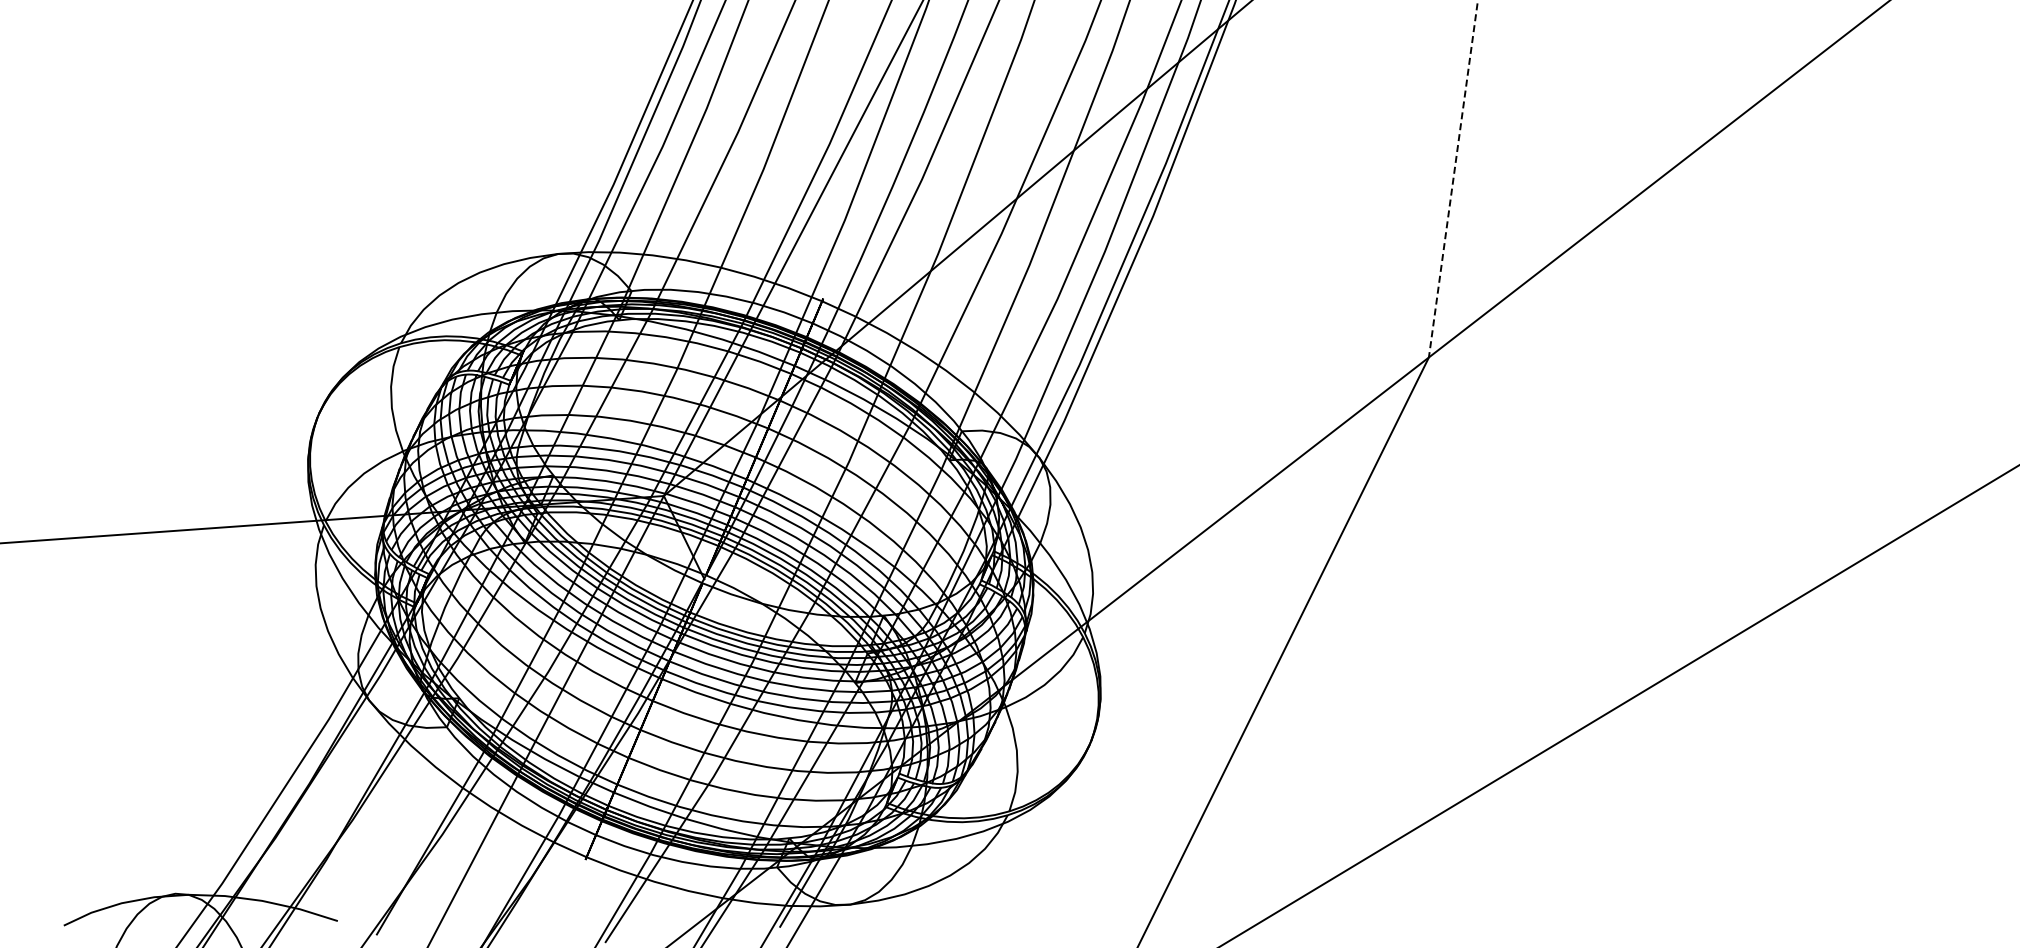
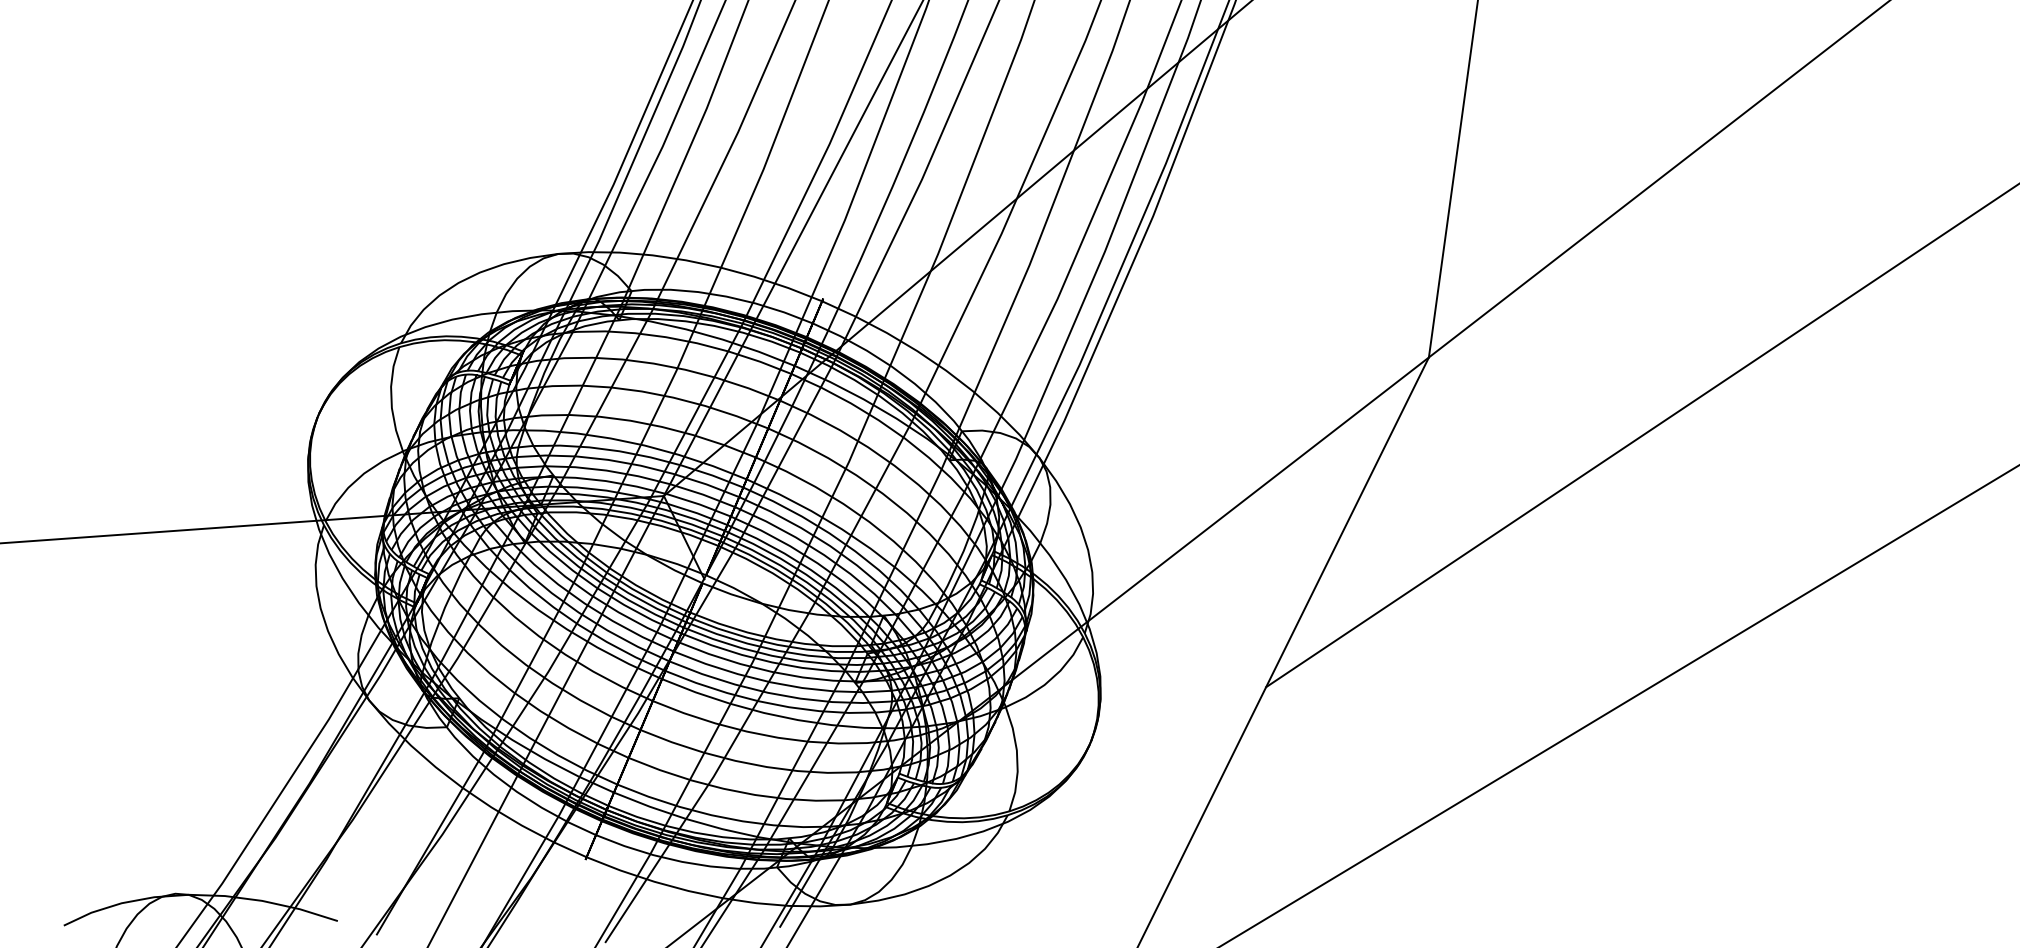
line: dashed -> solid (1453, 179)
line: none -> present (1641, 436)
